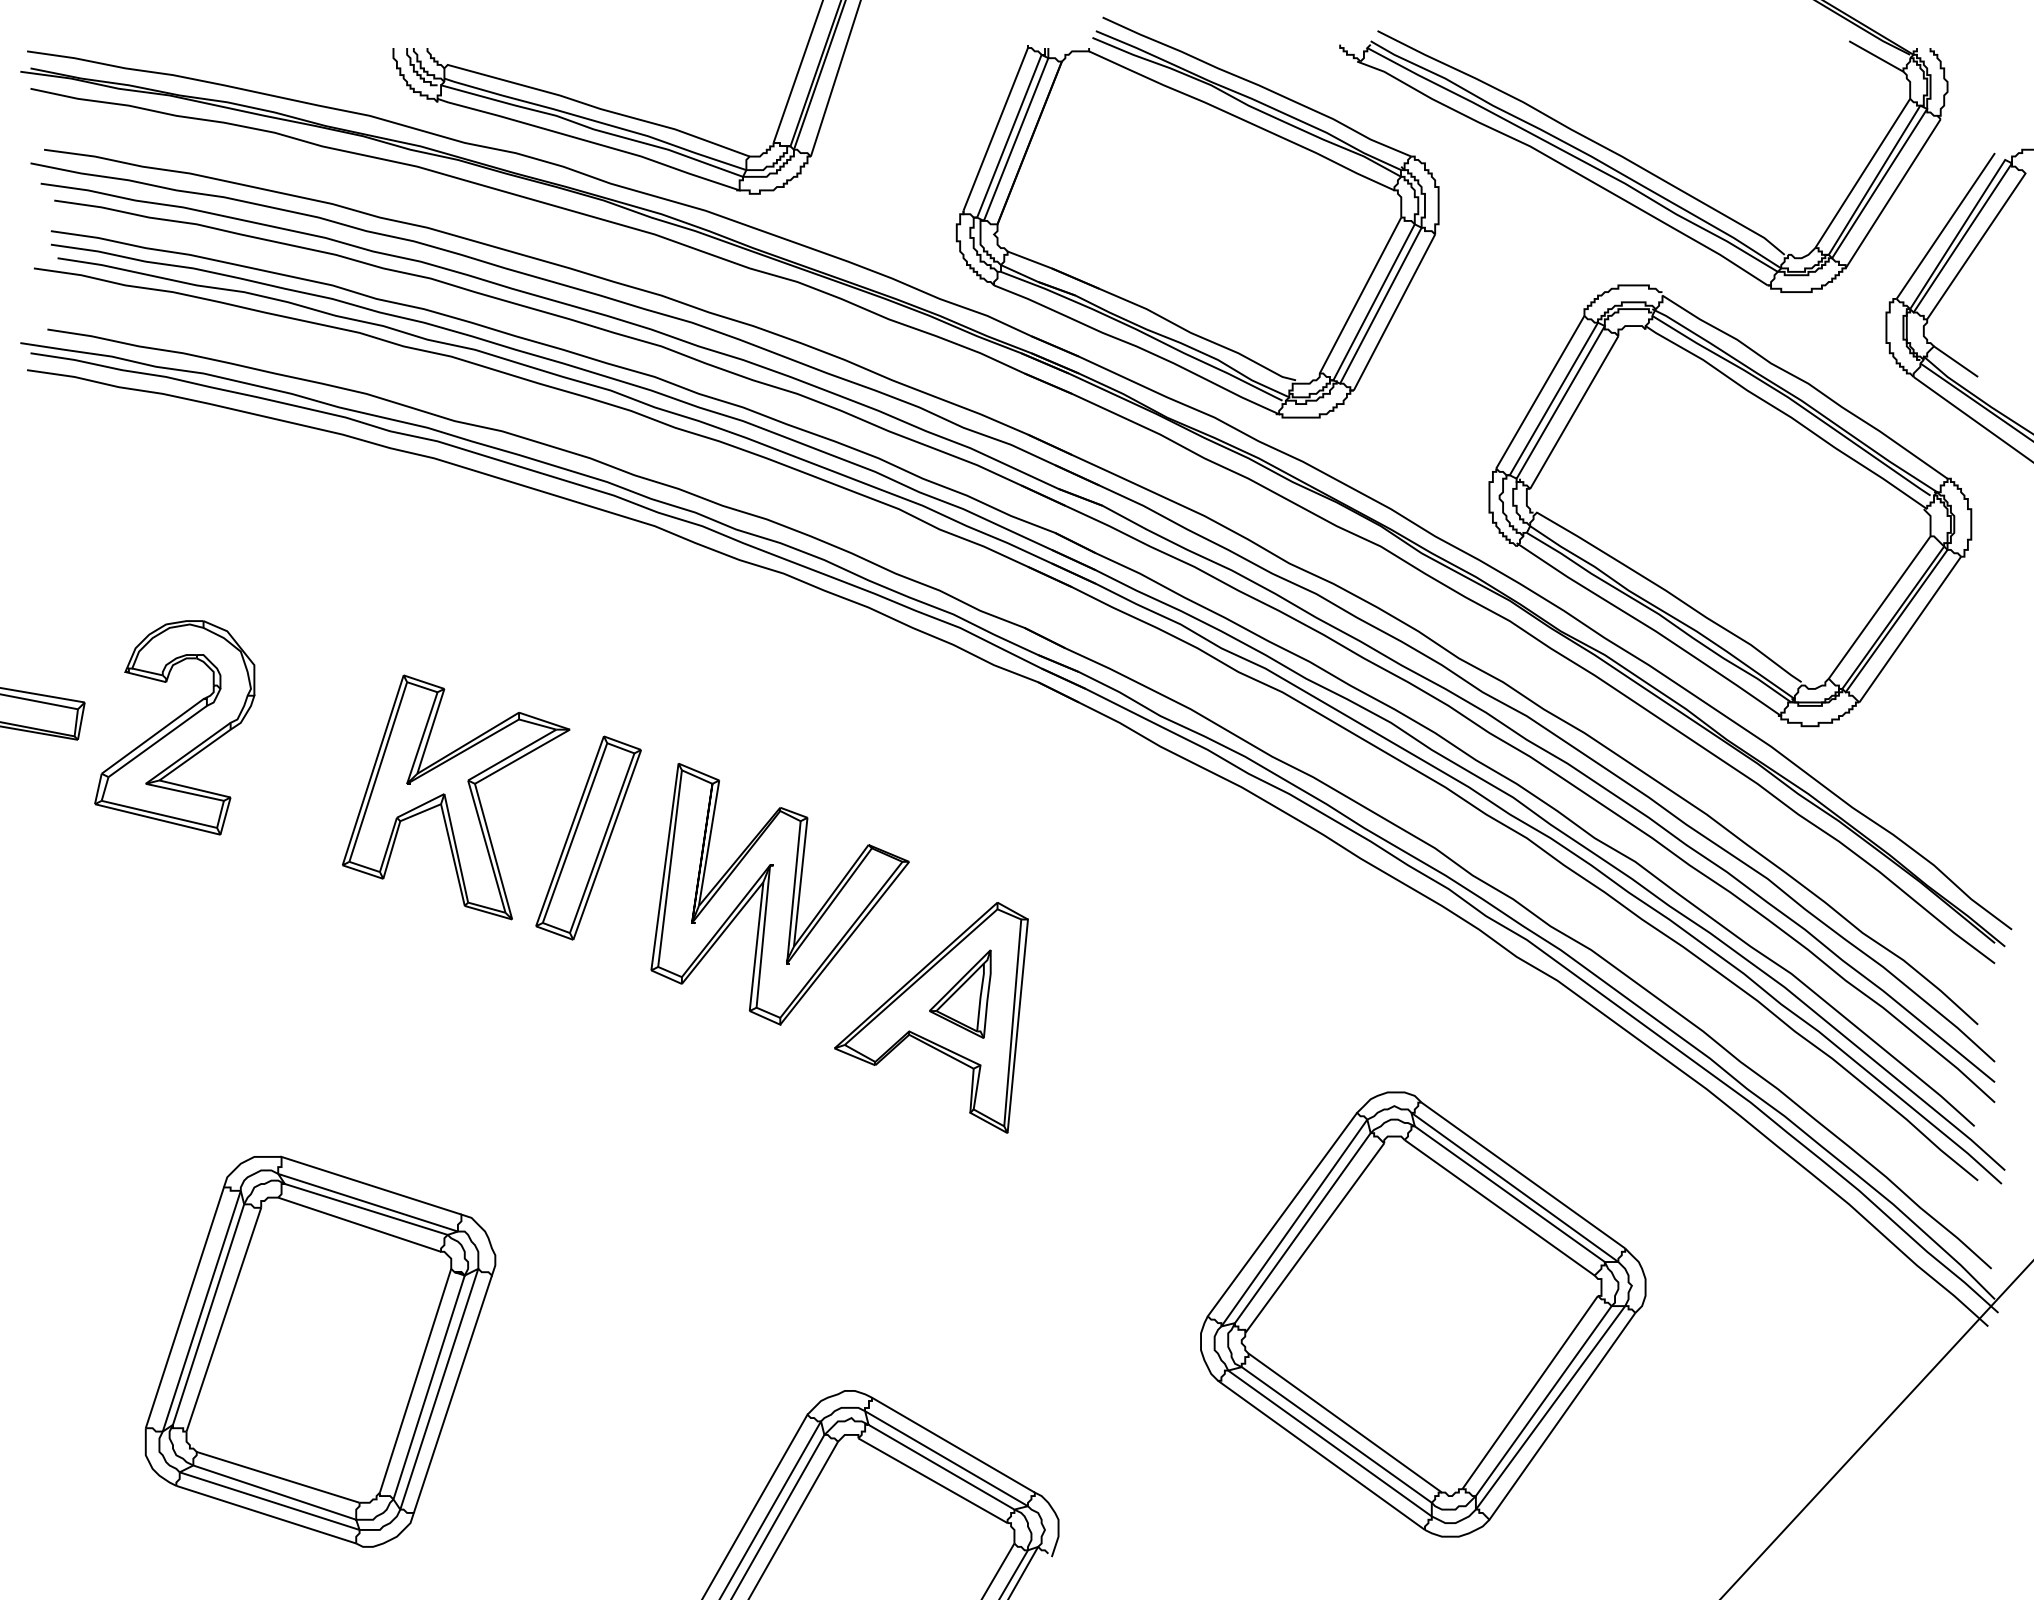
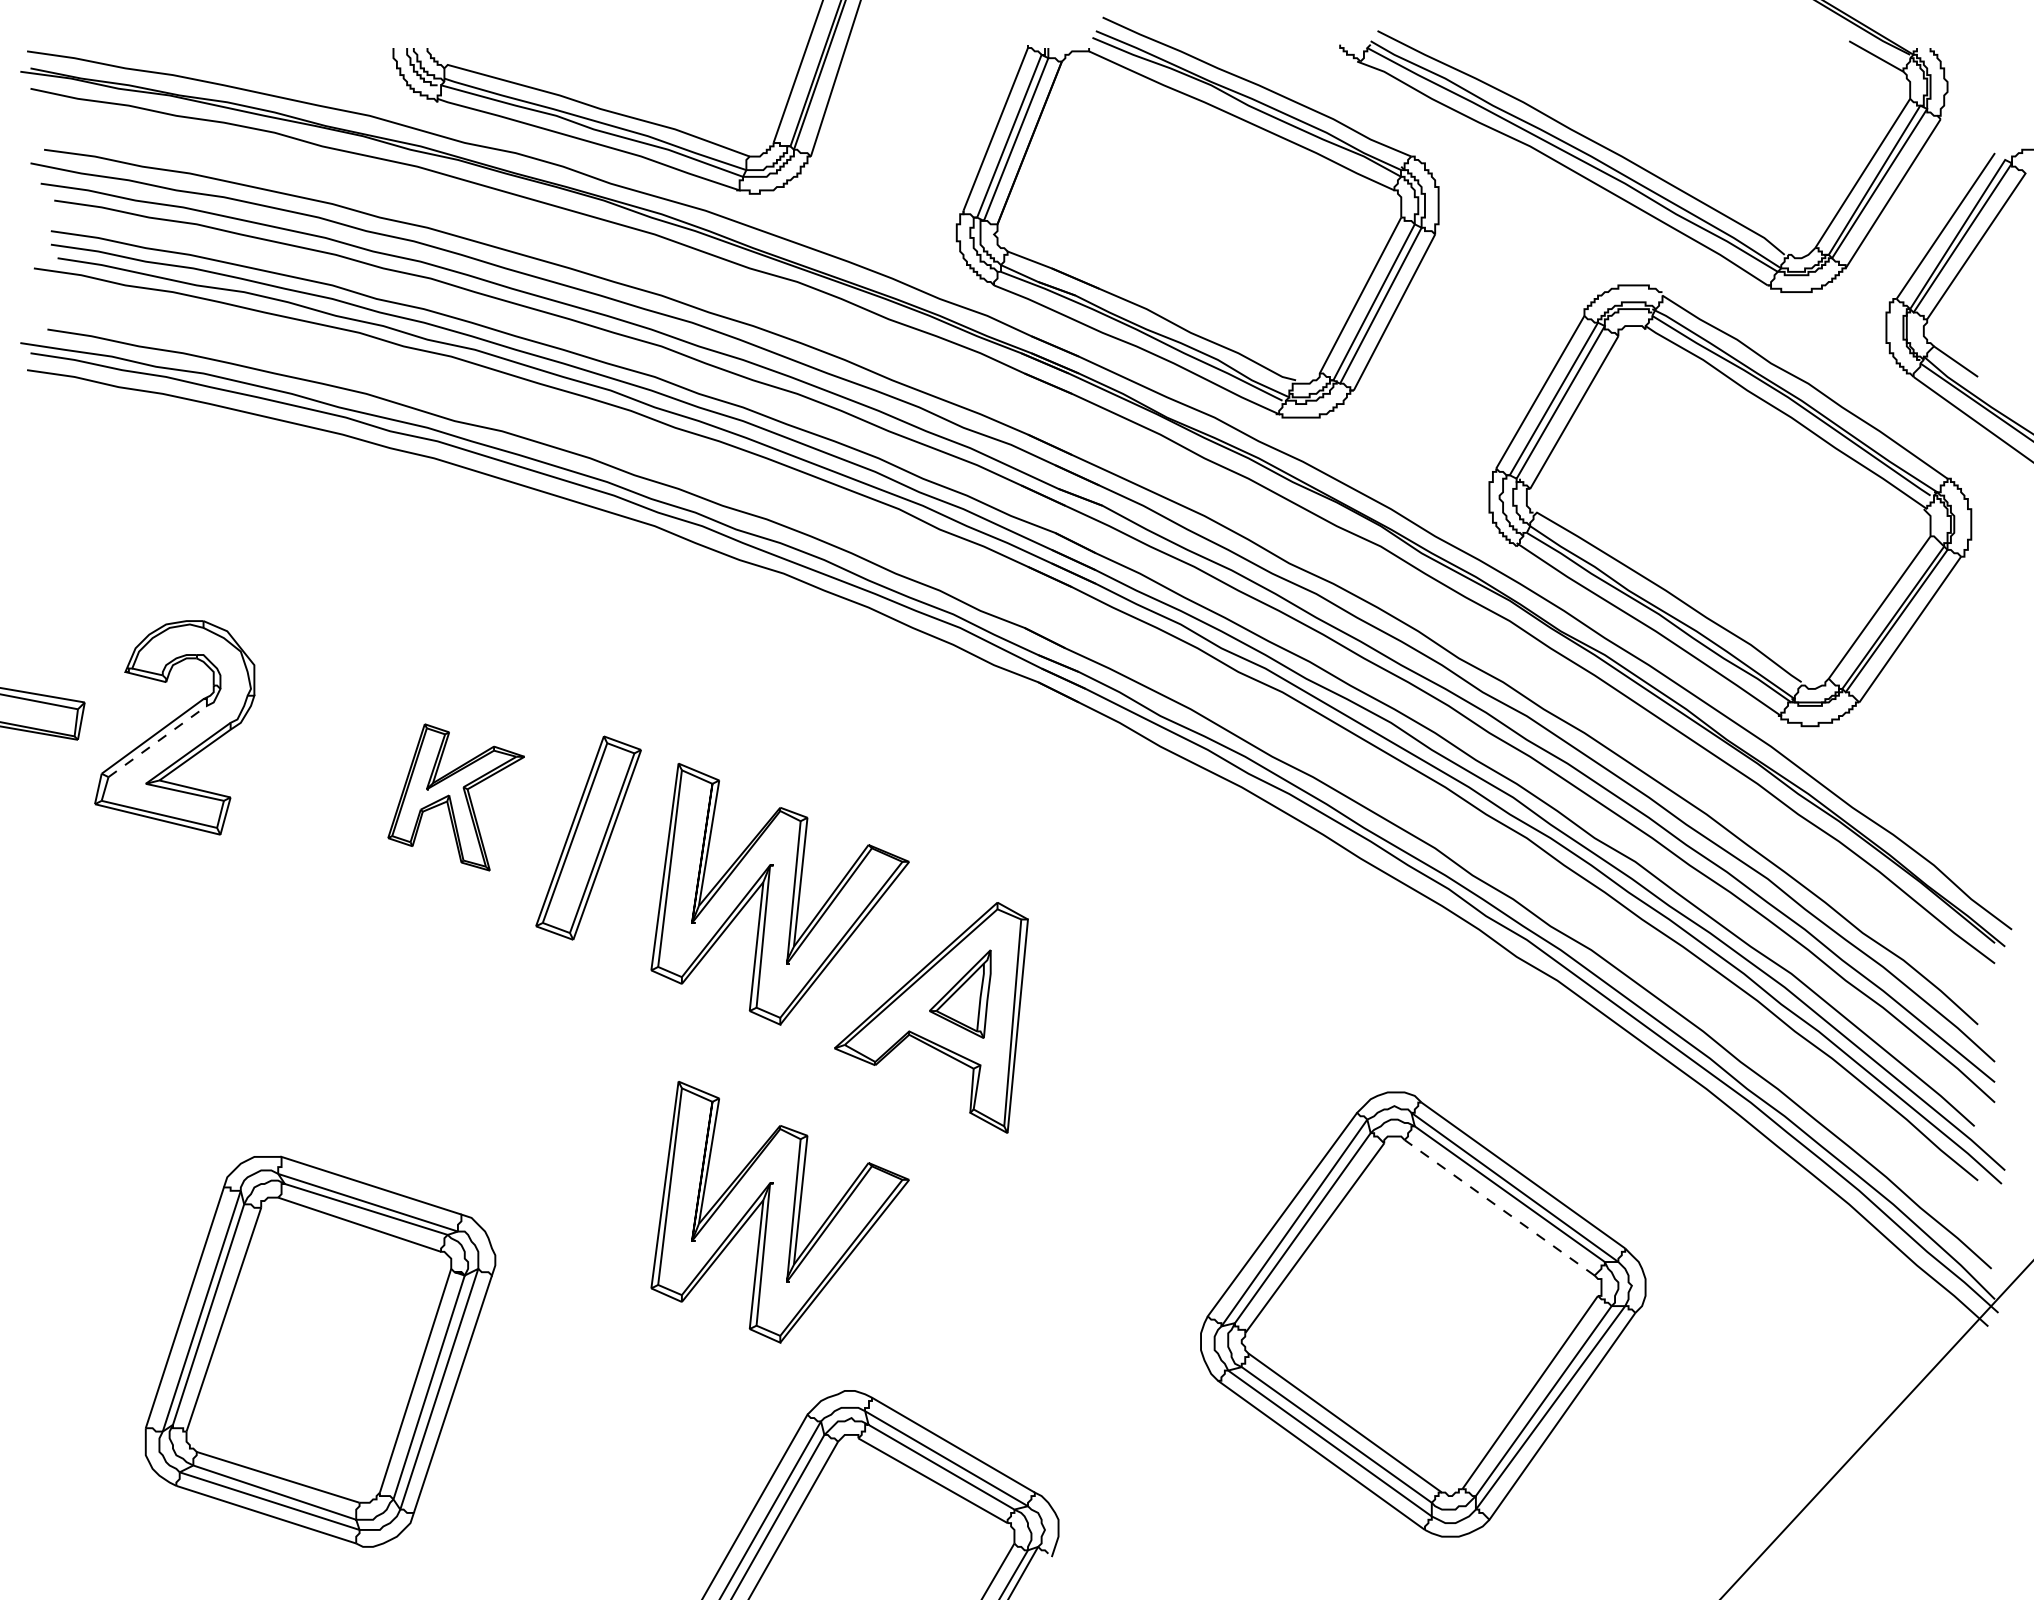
line: solid -> dashed (157, 741)
part size: 229x247 px -> 138x149 px (455, 797)
line: solid -> dashed (1499, 1207)
part: none -> present (779, 1212)
